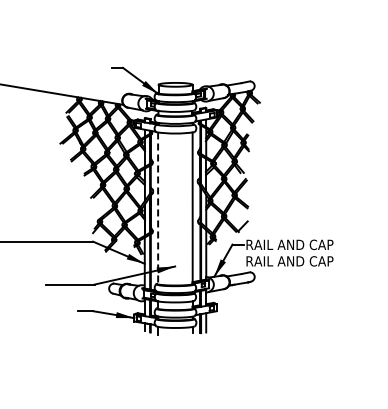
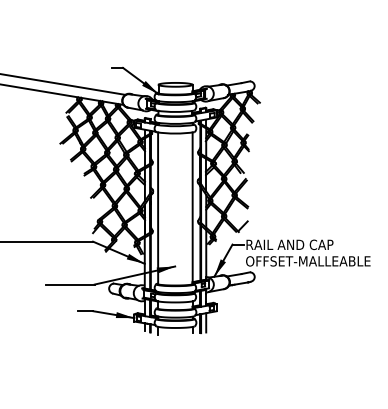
line: none -> present (63, 84)
line: dashed -> solid (158, 209)
text: RAIL AND CAP -> OFFSET-MALLEABLE (308, 261)
